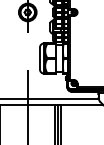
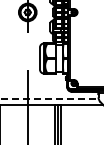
line: solid -> dashed (49, 98)
